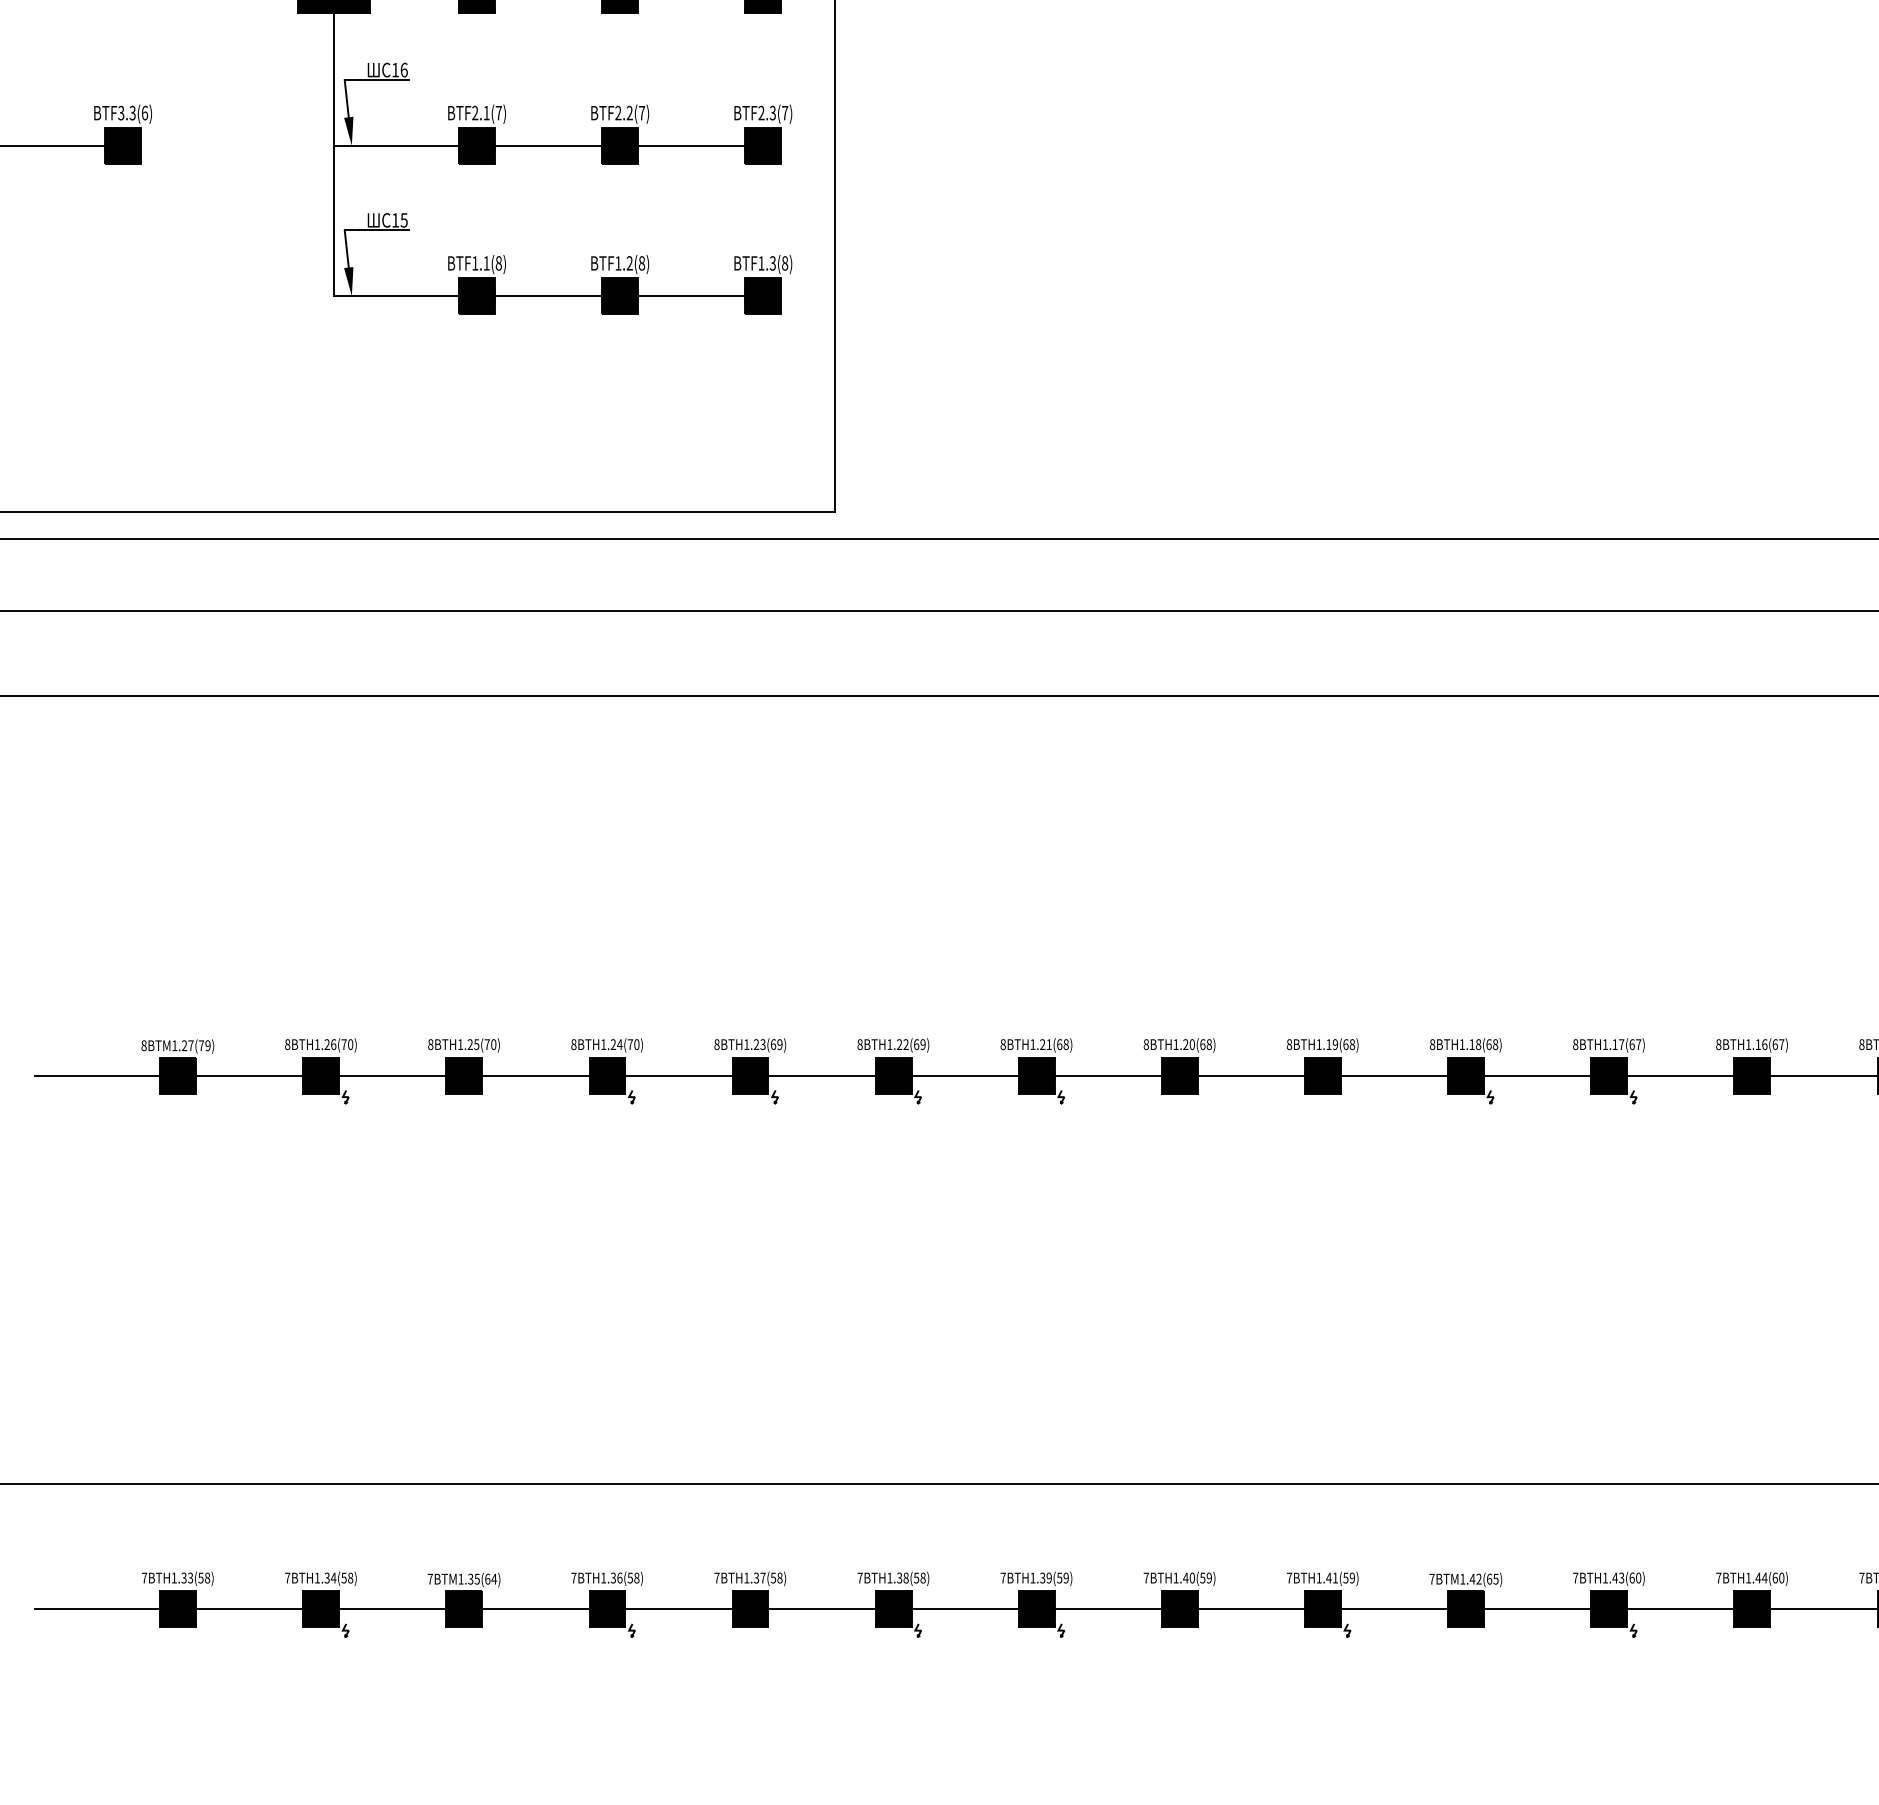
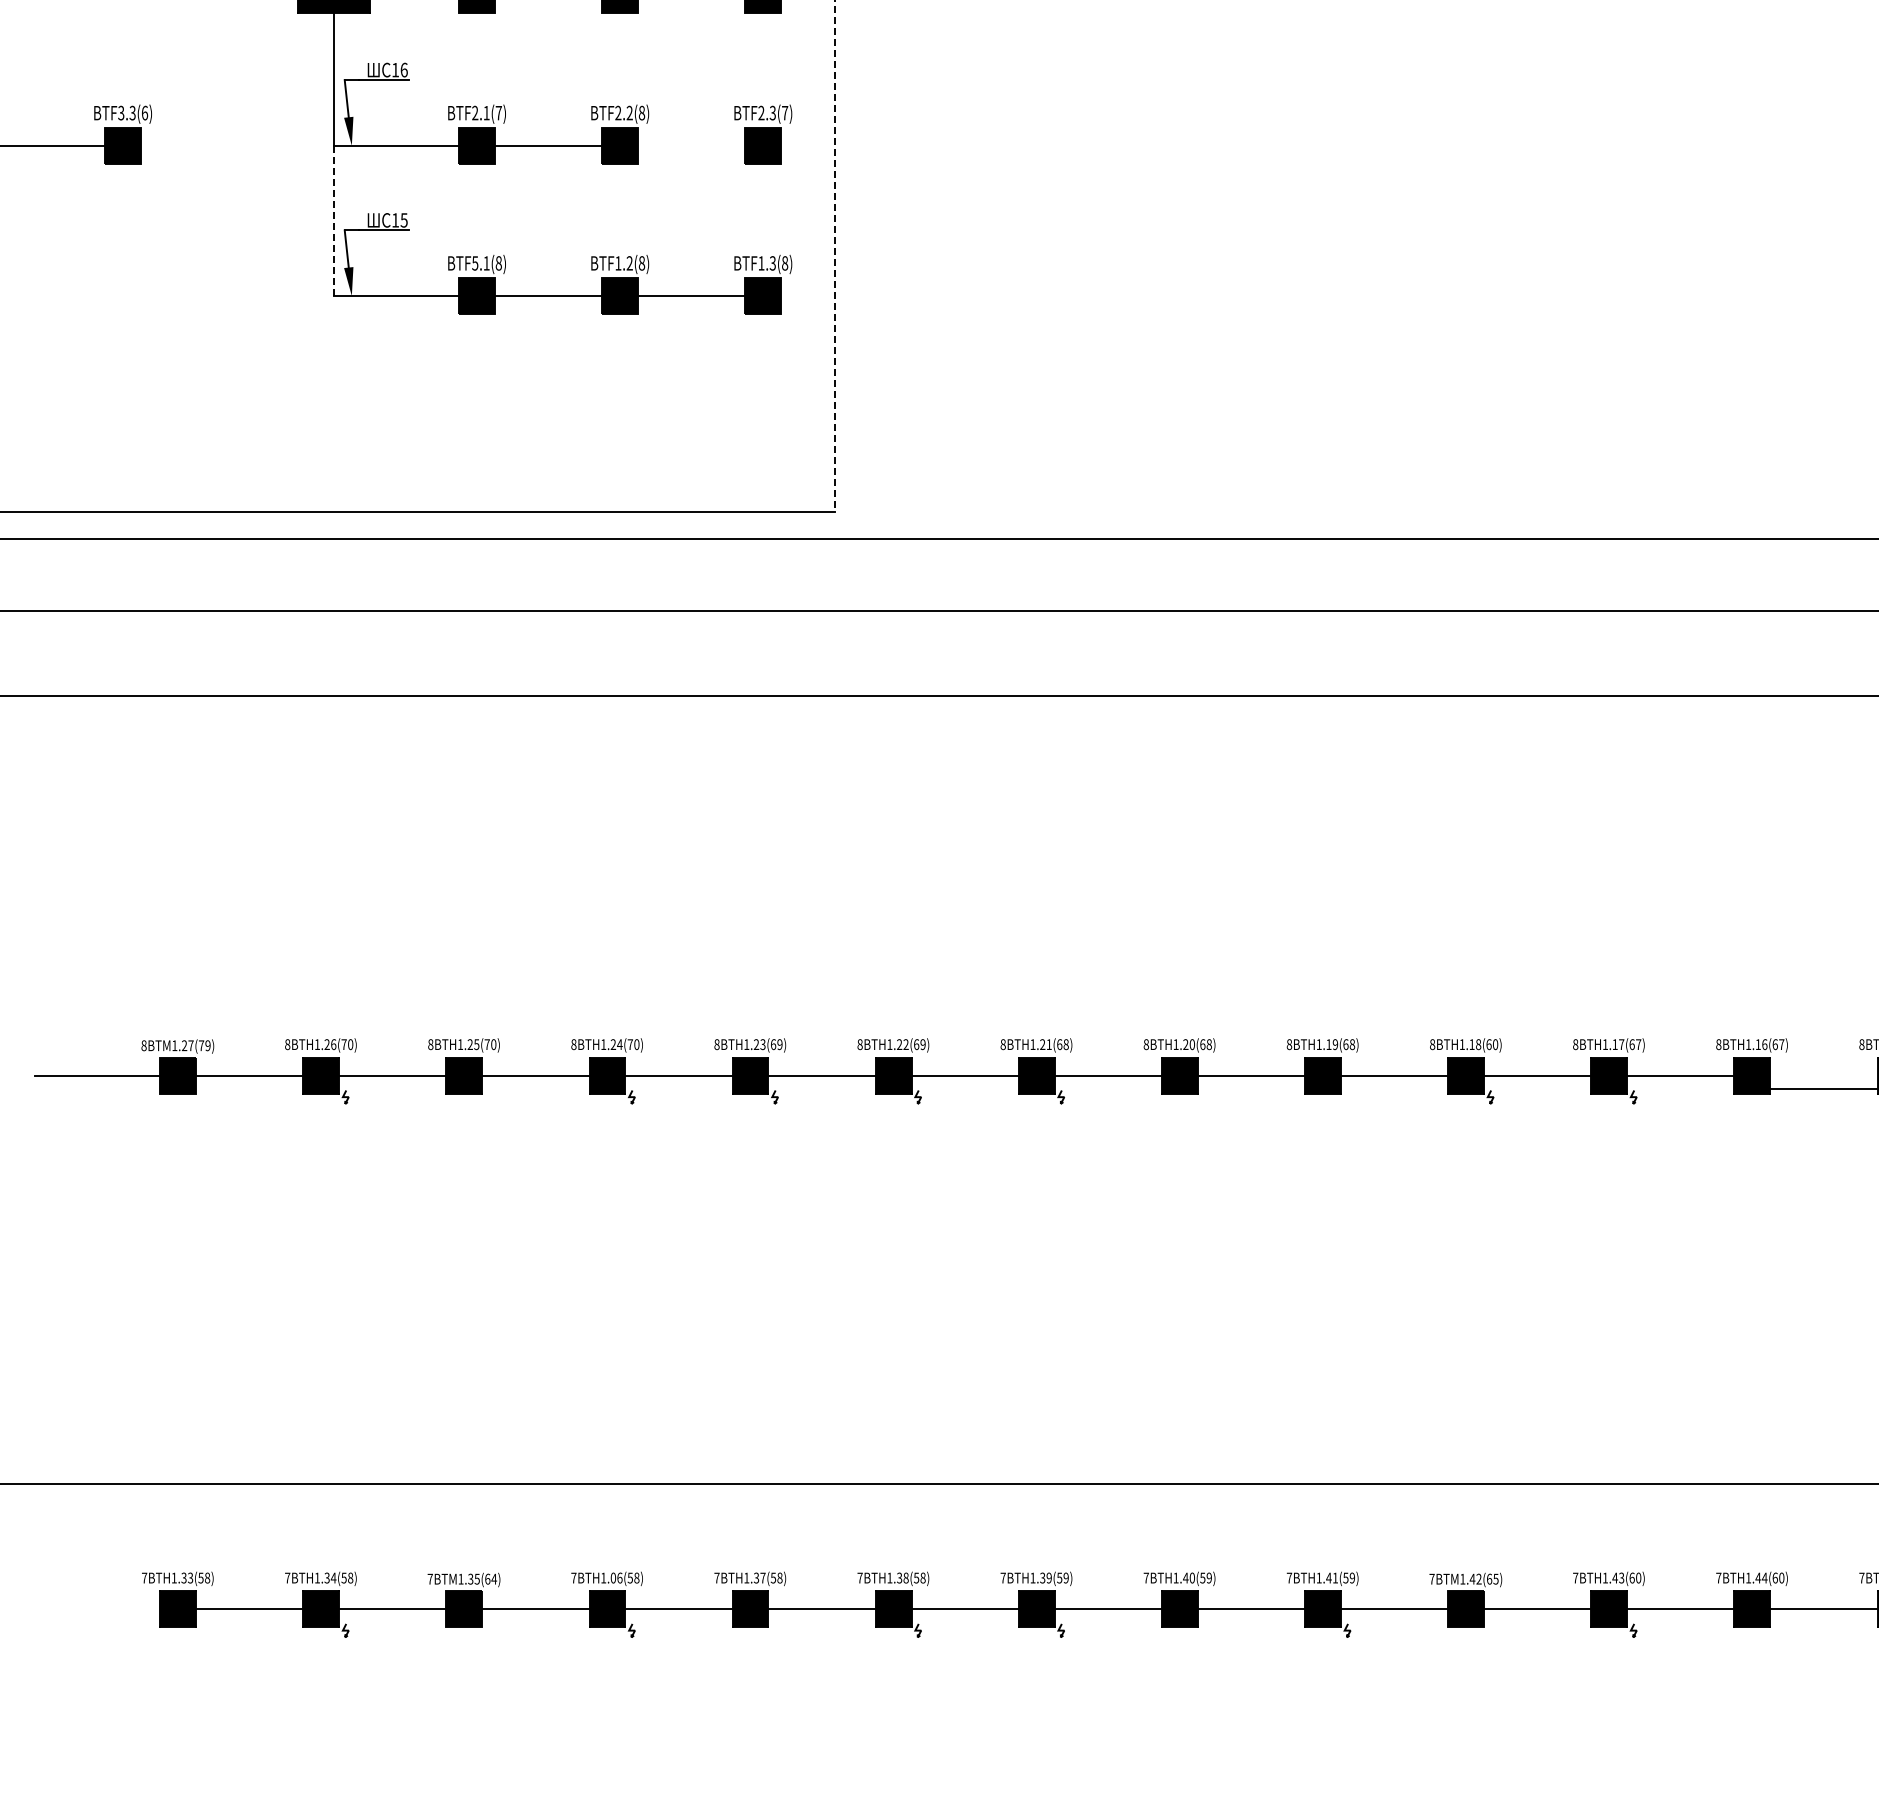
text: BTF2.2(7) -> BTF2.2(8) (641, 112)
line: present -> none (691, 145)
line: solid -> dashed (333, 221)
line: solid -> dashed (834, 256)
text: BTF1.1(8) -> BTF5.1(8) (475, 263)
text: 8BTH1.18(68) -> 8BTH1.18(60) (1495, 1044)
line position: (1813, 1075) -> (1813, 1088) (1813, 1088)
text: 7BTH1.36(58) -> 7BTH1.06(58) (613, 1577)
line: present -> none (106, 1609)
